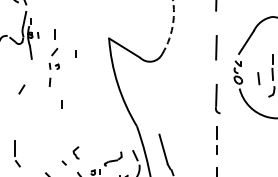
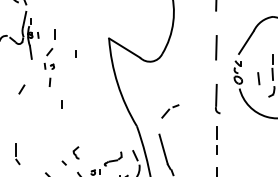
arc: dashed -> solid (172, 27)
part position: (53, 58) -> (48, 58) (48, 58)
part: none -> present (170, 111)
part size: 7x28 px -> 6x23 px (17, 154)
